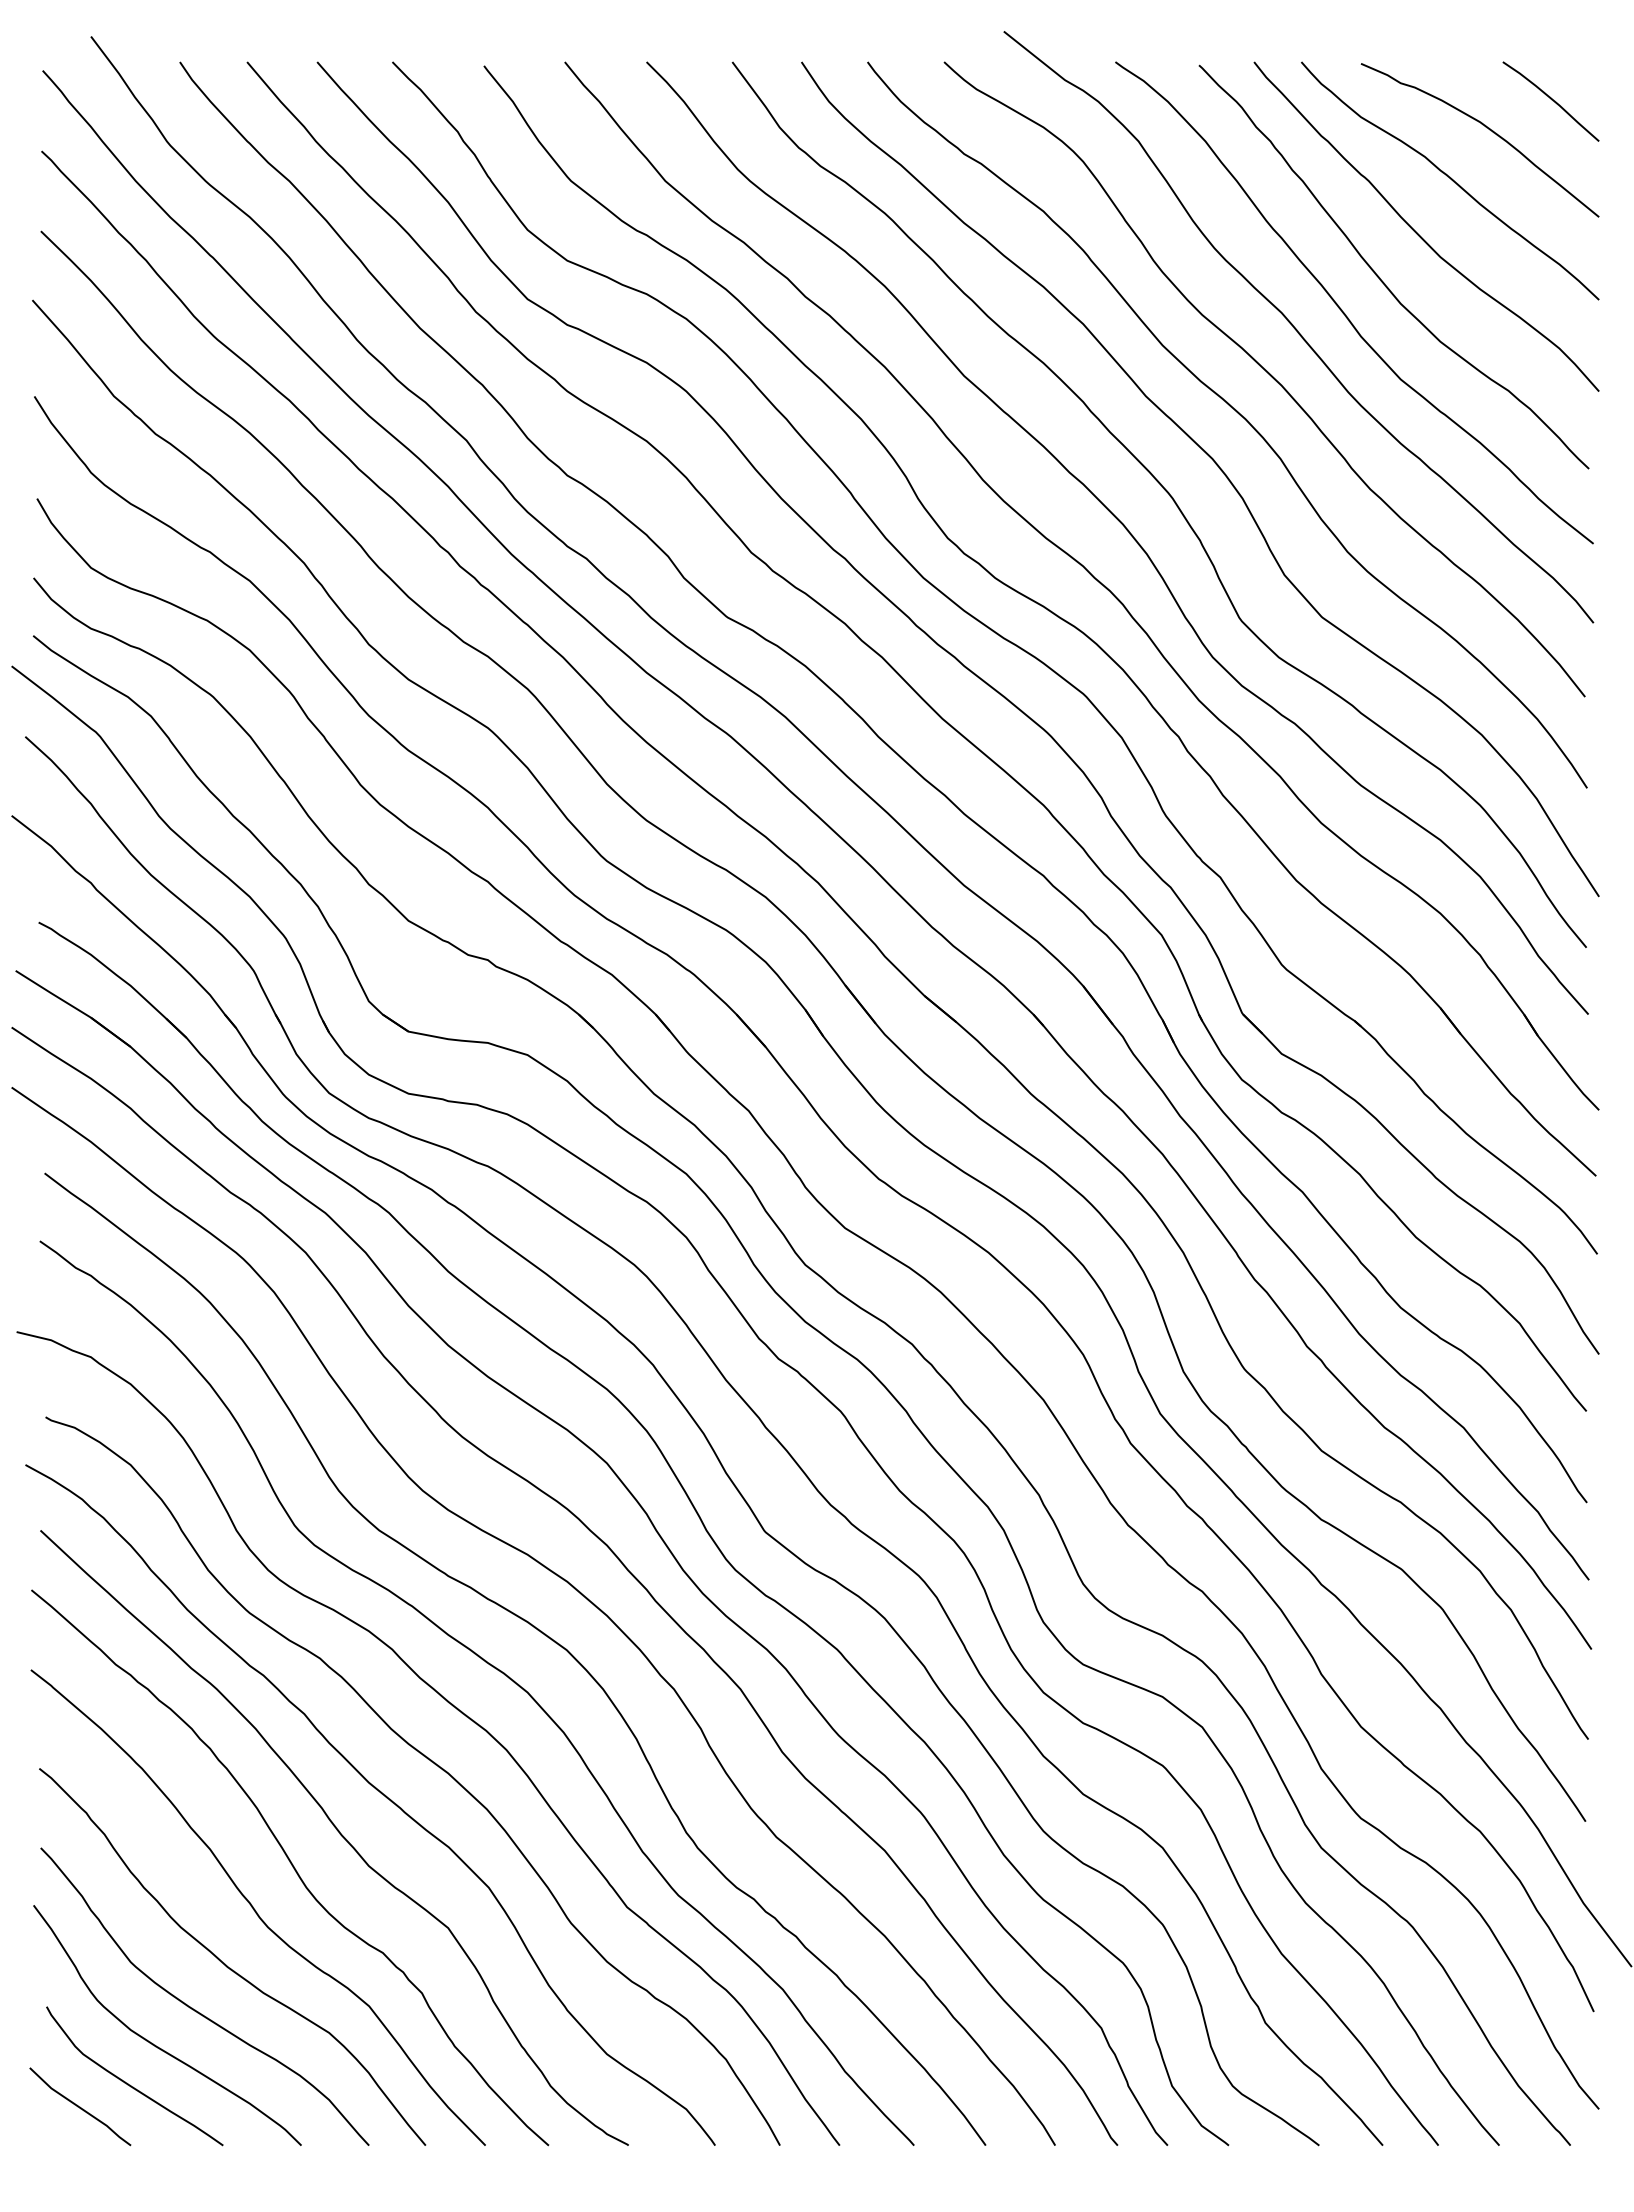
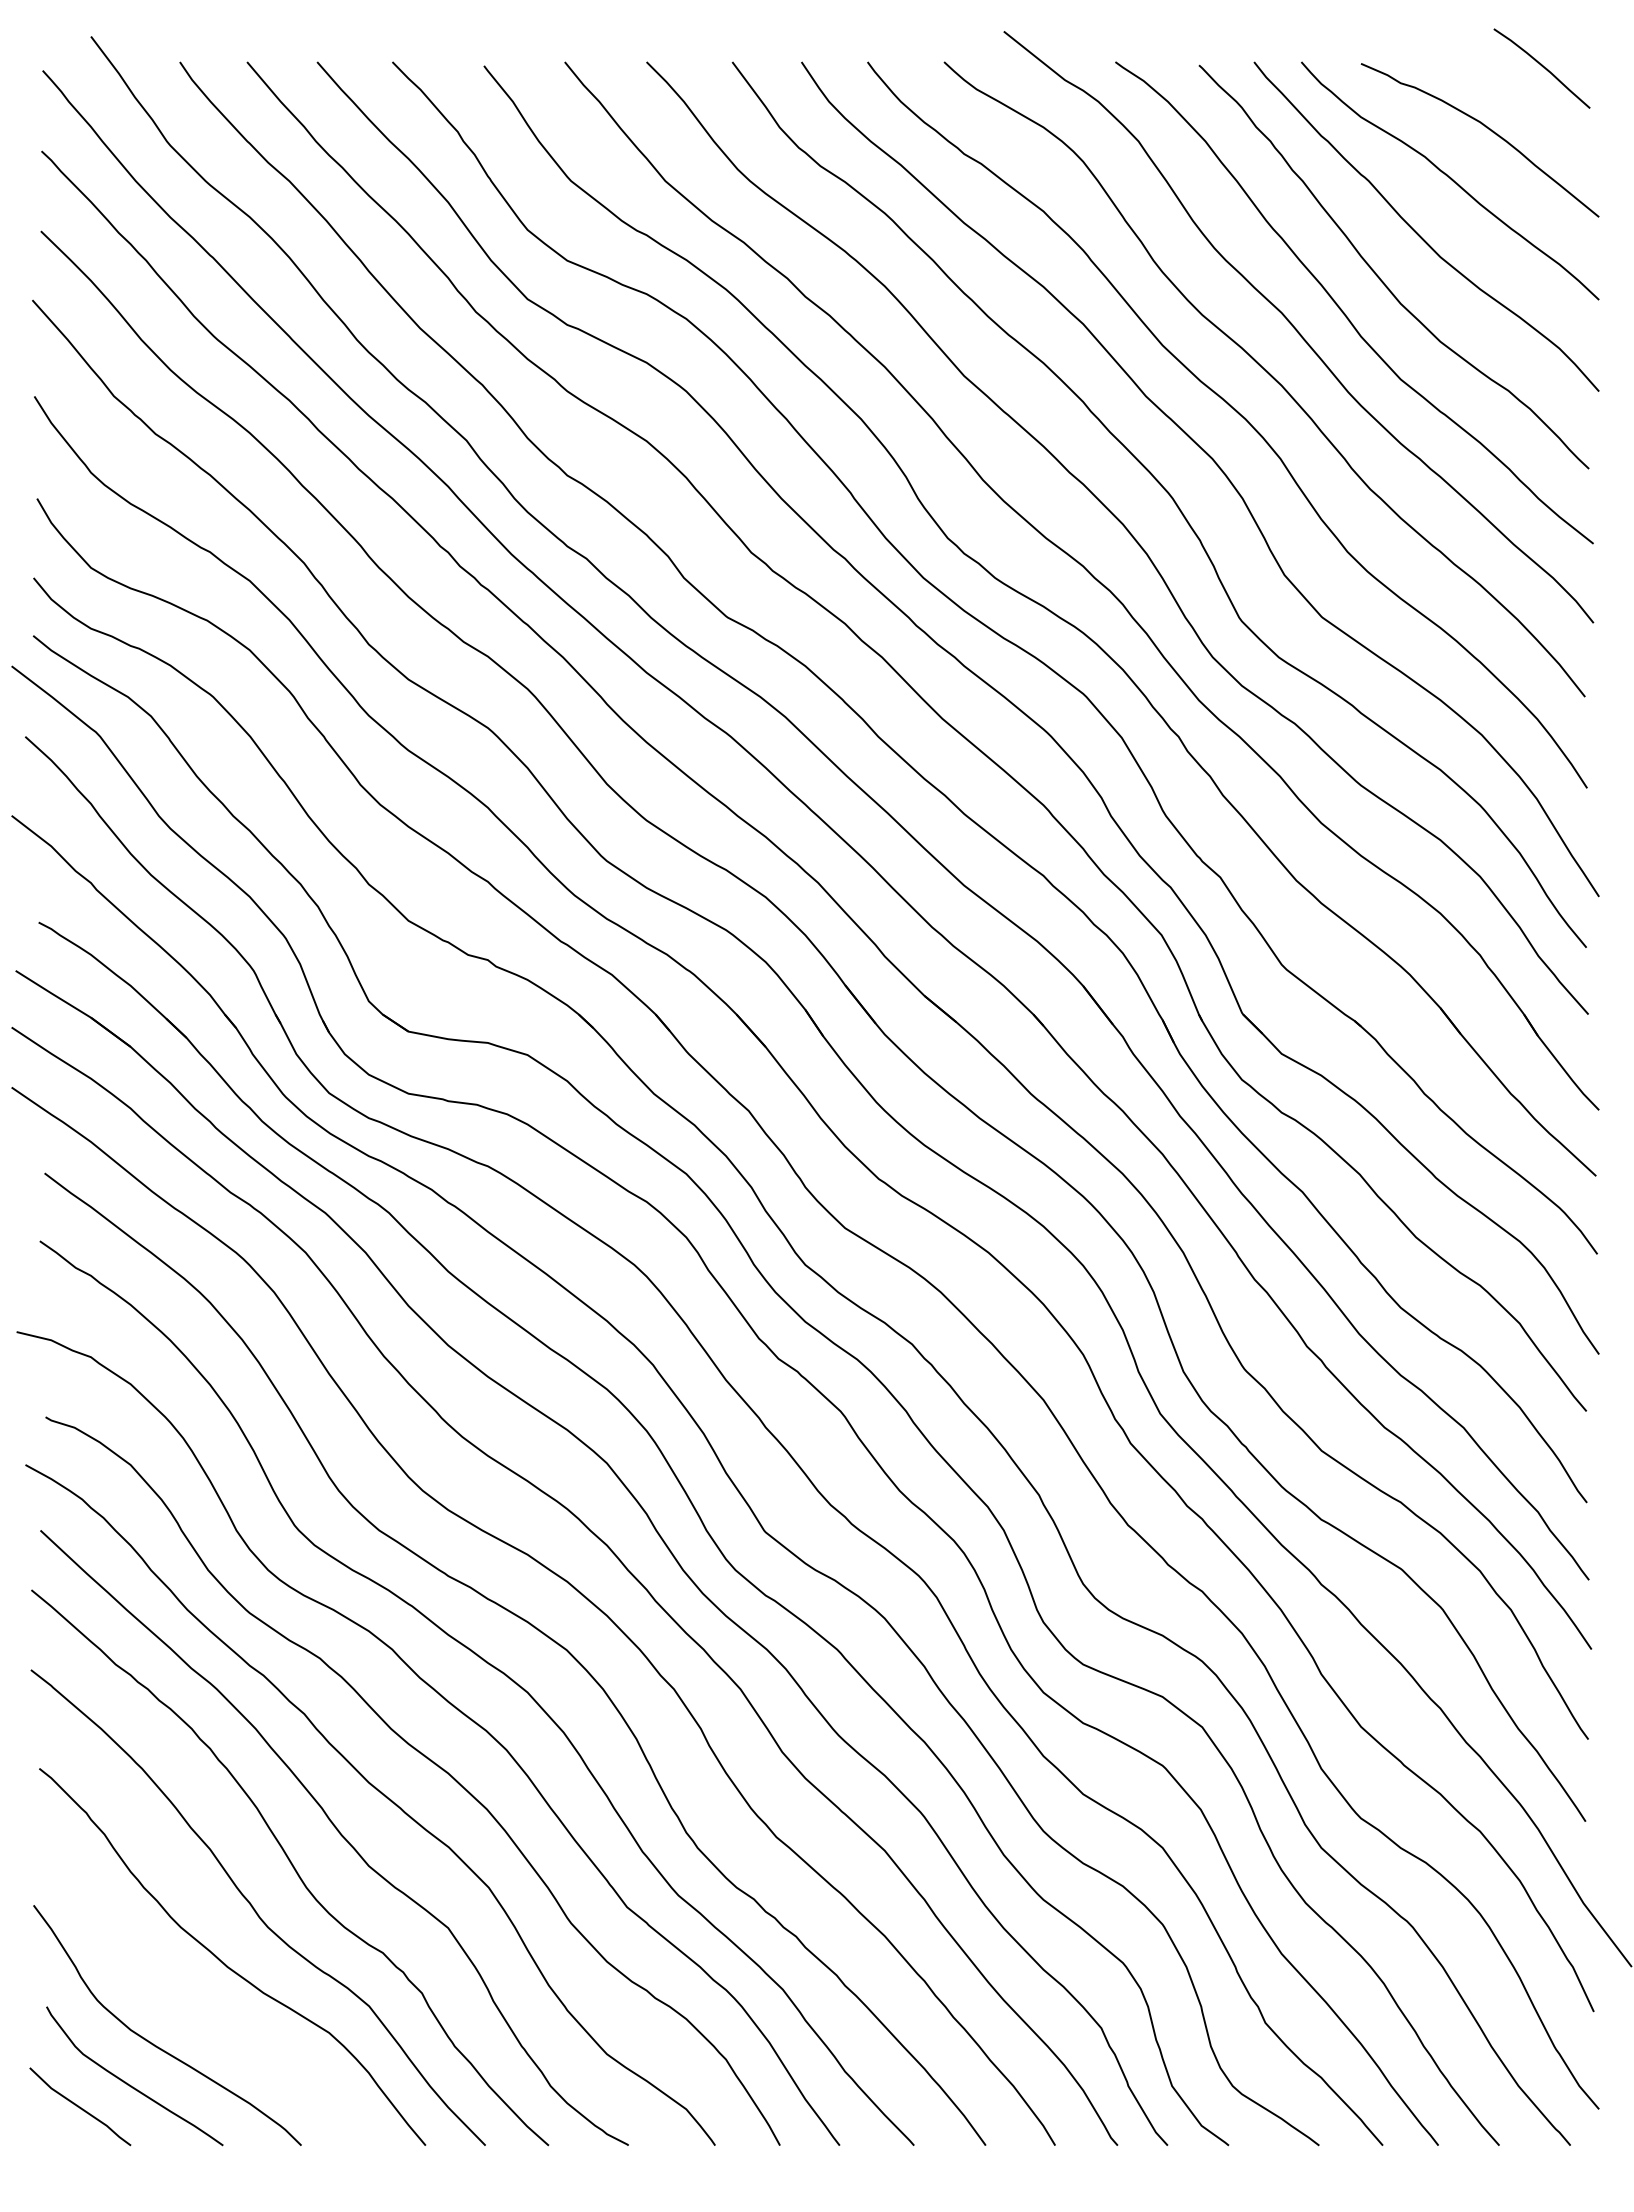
curve position: (1551, 100) -> (1542, 67) (1542, 67)
curve: present -> none (195, 2009)
